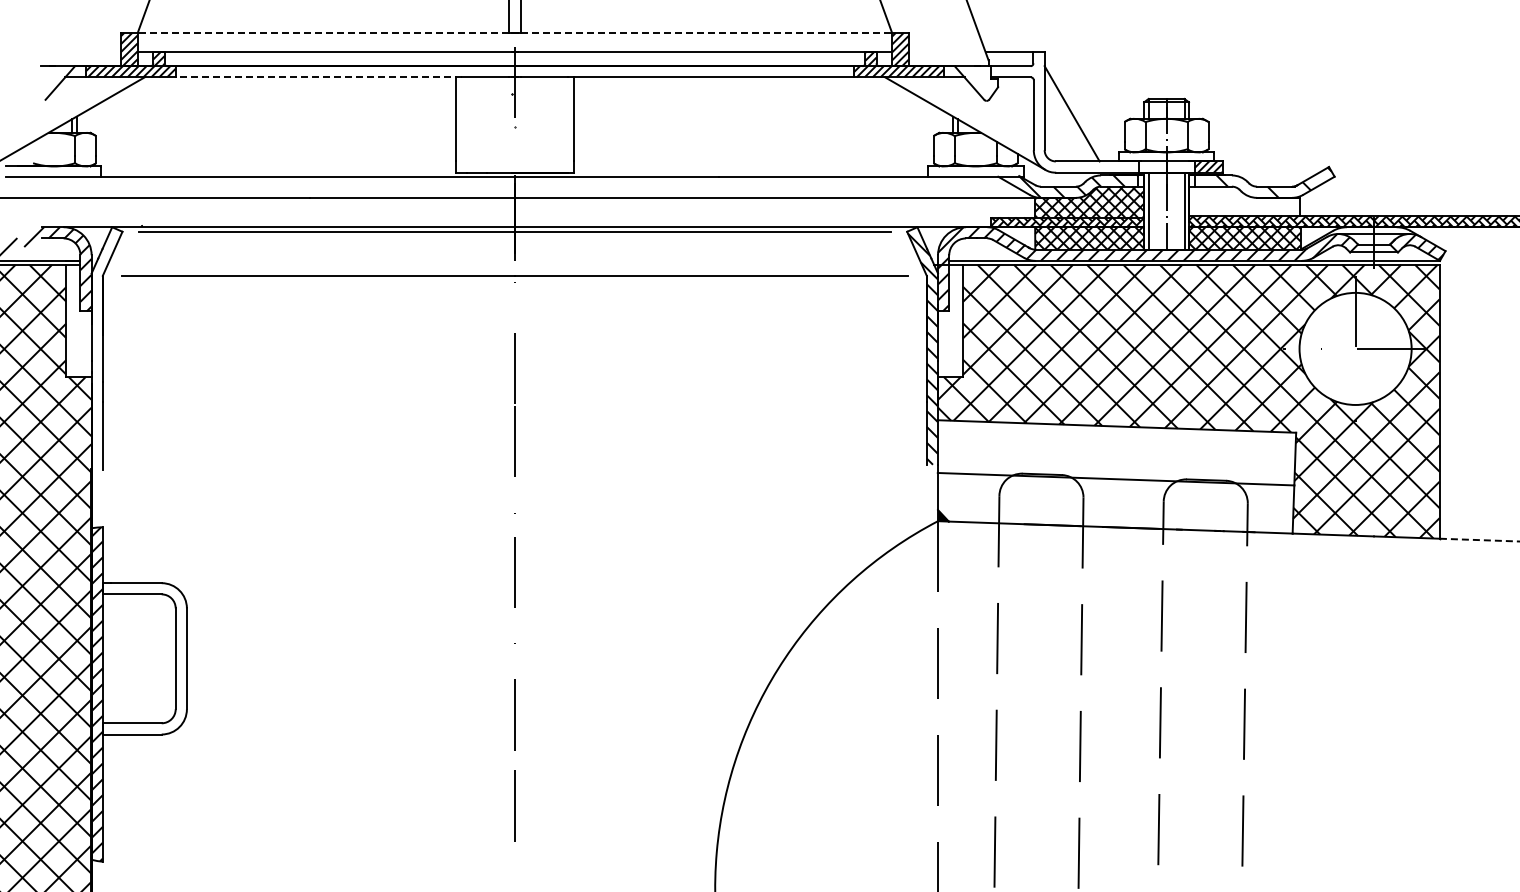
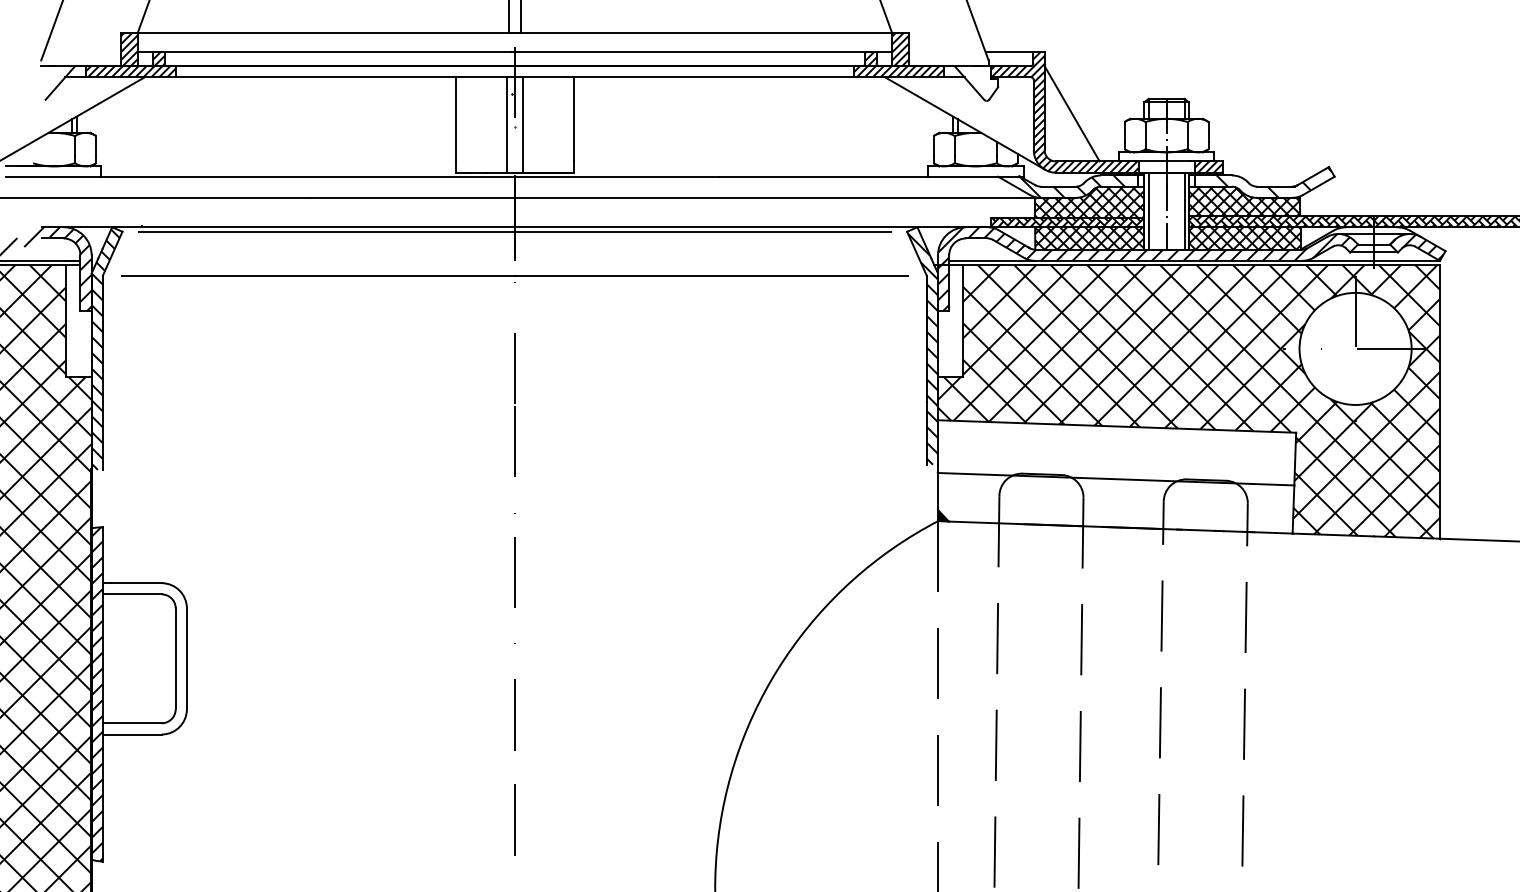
line: none -> present (51, 31)
line: dashed -> solid (323, 32)
line: dashed -> solid (706, 32)
line: dashed -> solid (318, 77)
hatch: none -> present (1064, 112)
line: none -> present (506, 124)
line: none -> present (523, 124)
hatch: none -> present (1244, 200)
hatch: none -> present (105, 349)
line: dashed -> solid (1479, 540)
line position: (514, 805) -> (514, 819) (514, 819)
